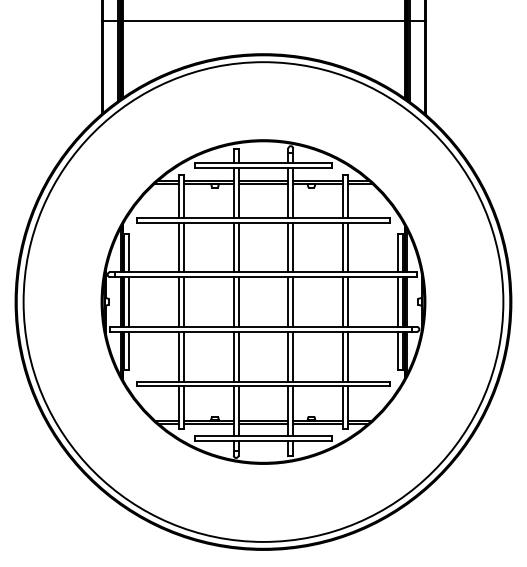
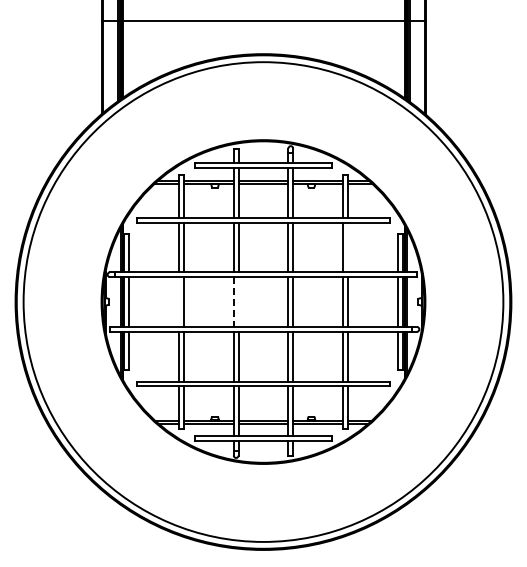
line: present -> none (347, 247)
line: present -> none (179, 301)
line: present -> none (238, 301)
line: solid -> dashed (233, 302)
